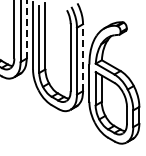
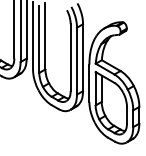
line: dashed -> solid (26, 29)
line: dashed -> solid (83, 57)
